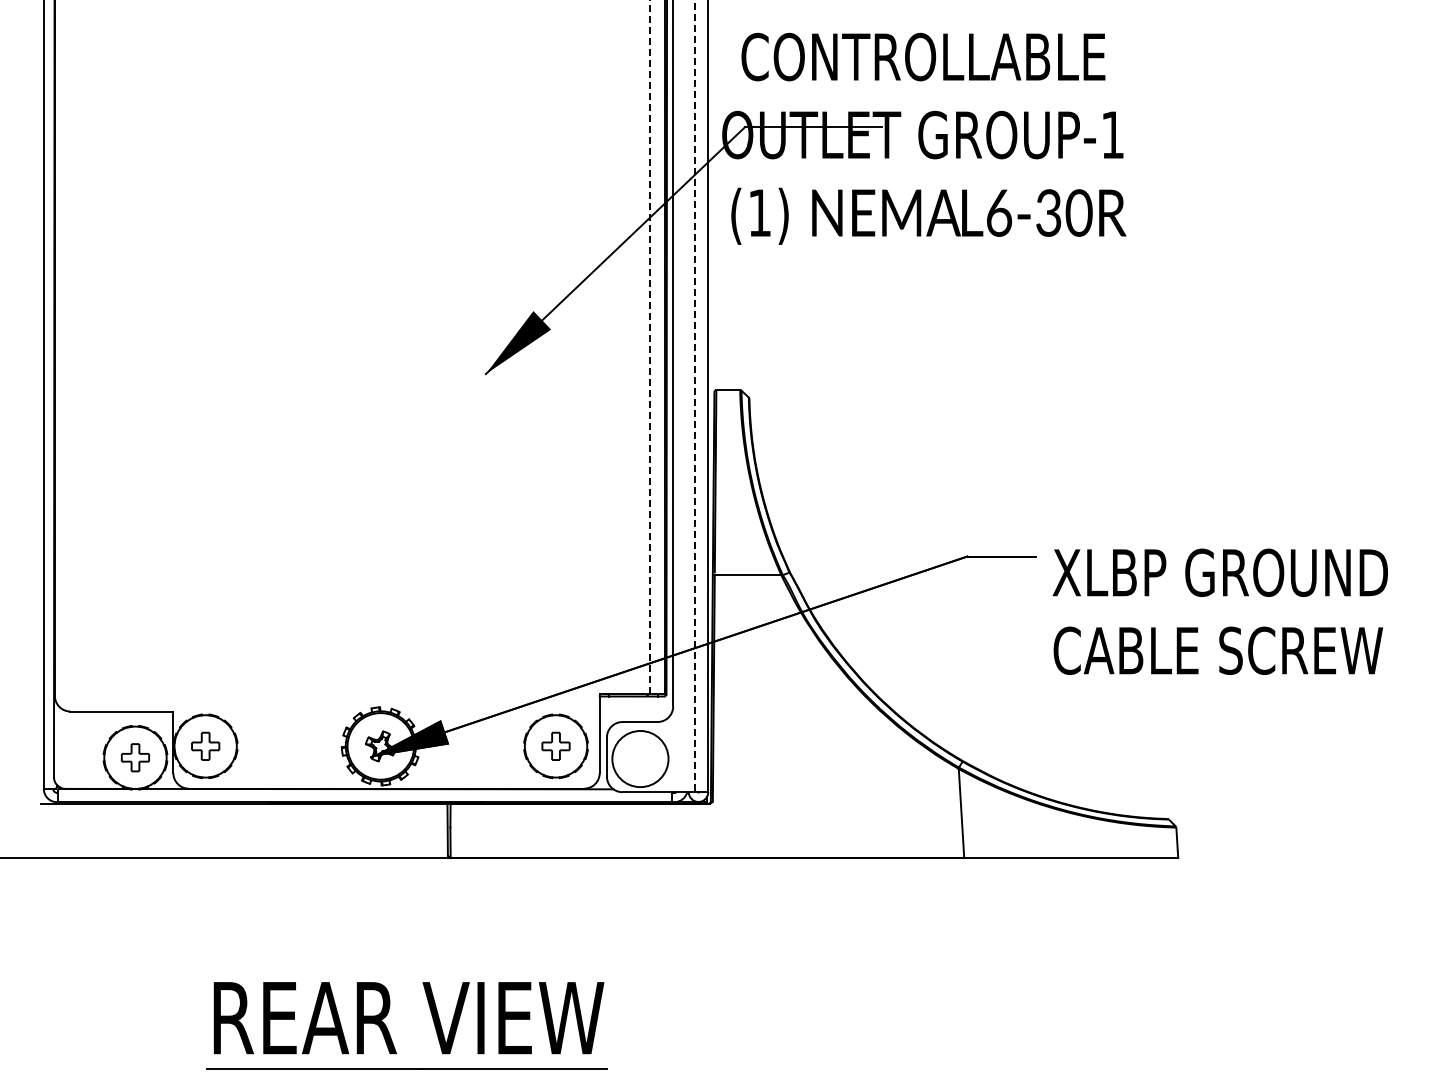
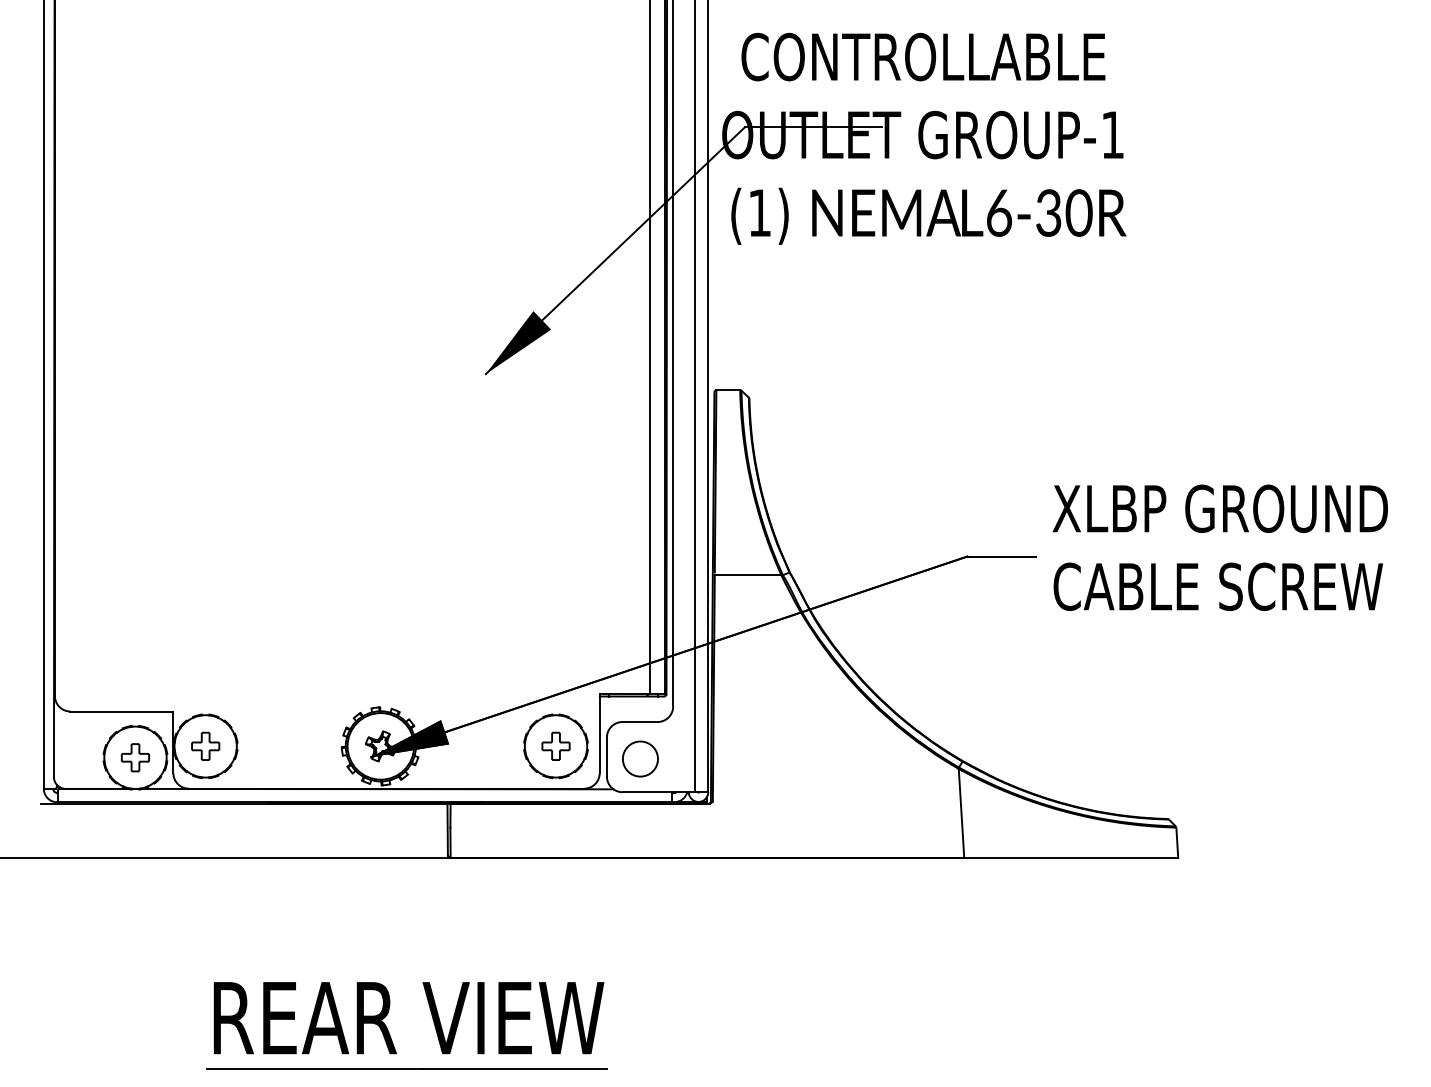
line: dashed -> solid (649, 347)
line: dashed -> solid (695, 396)
text position: (1219, 611) -> (1219, 547) (1219, 547)
circle diameter: 56 px -> 35 px (640, 758)
